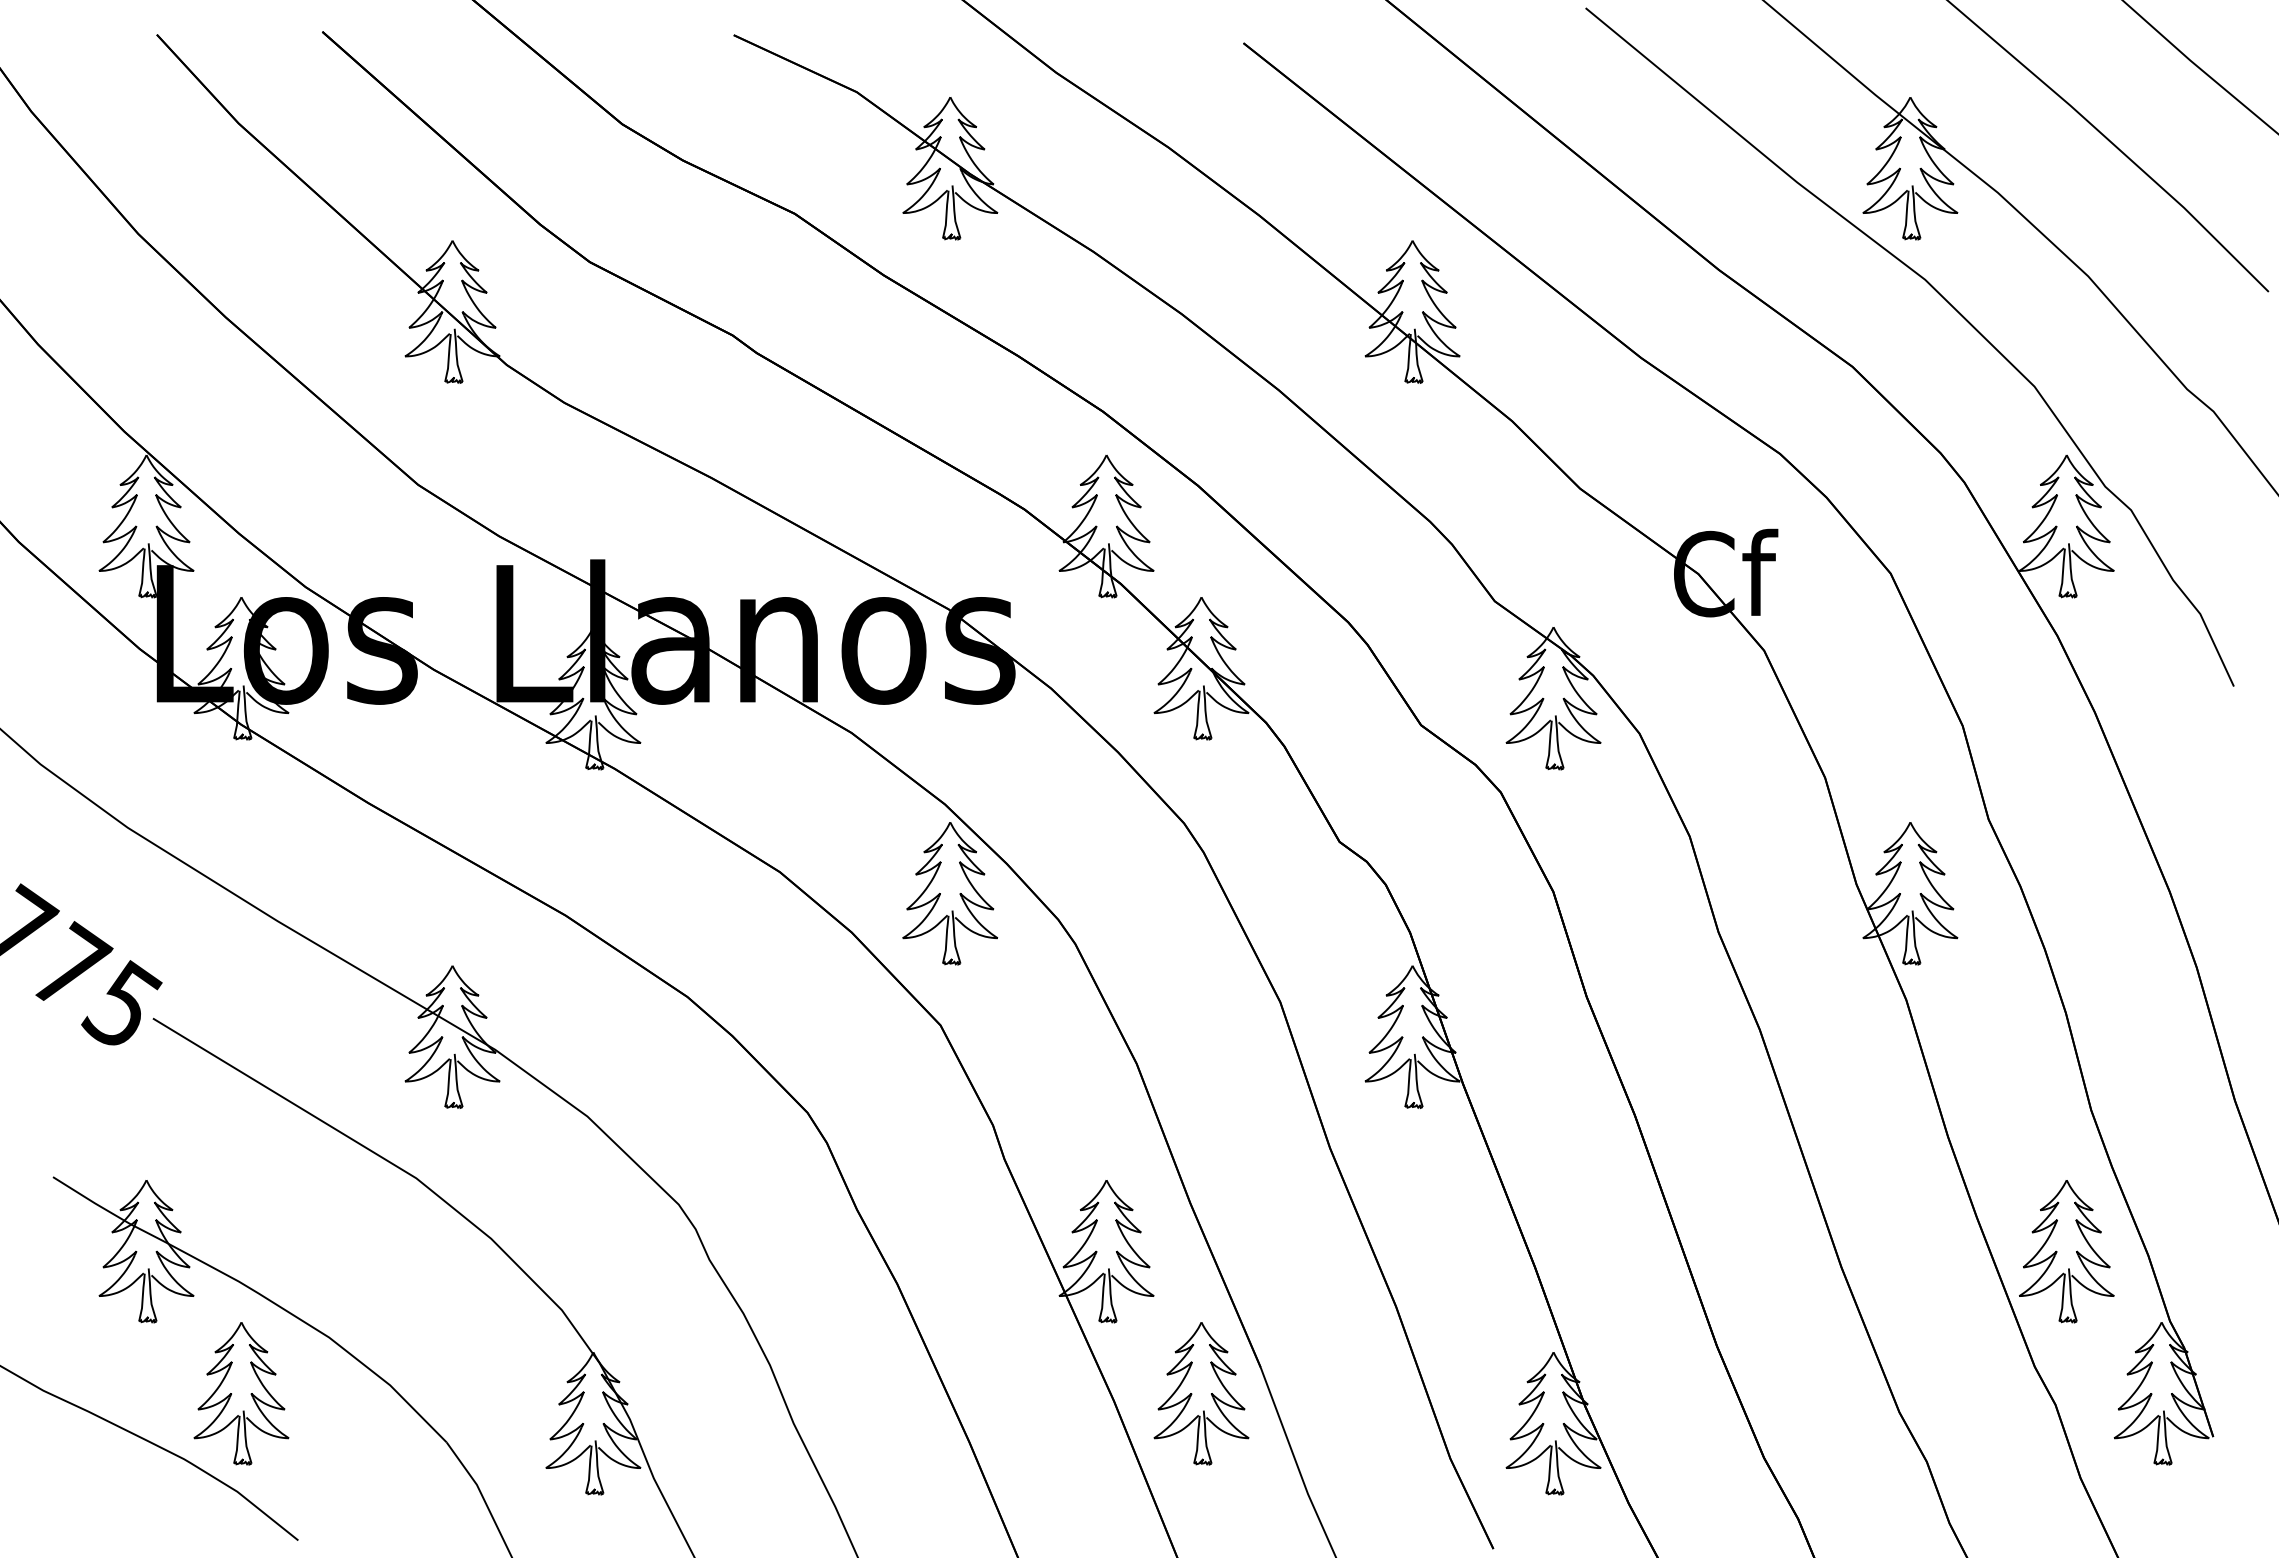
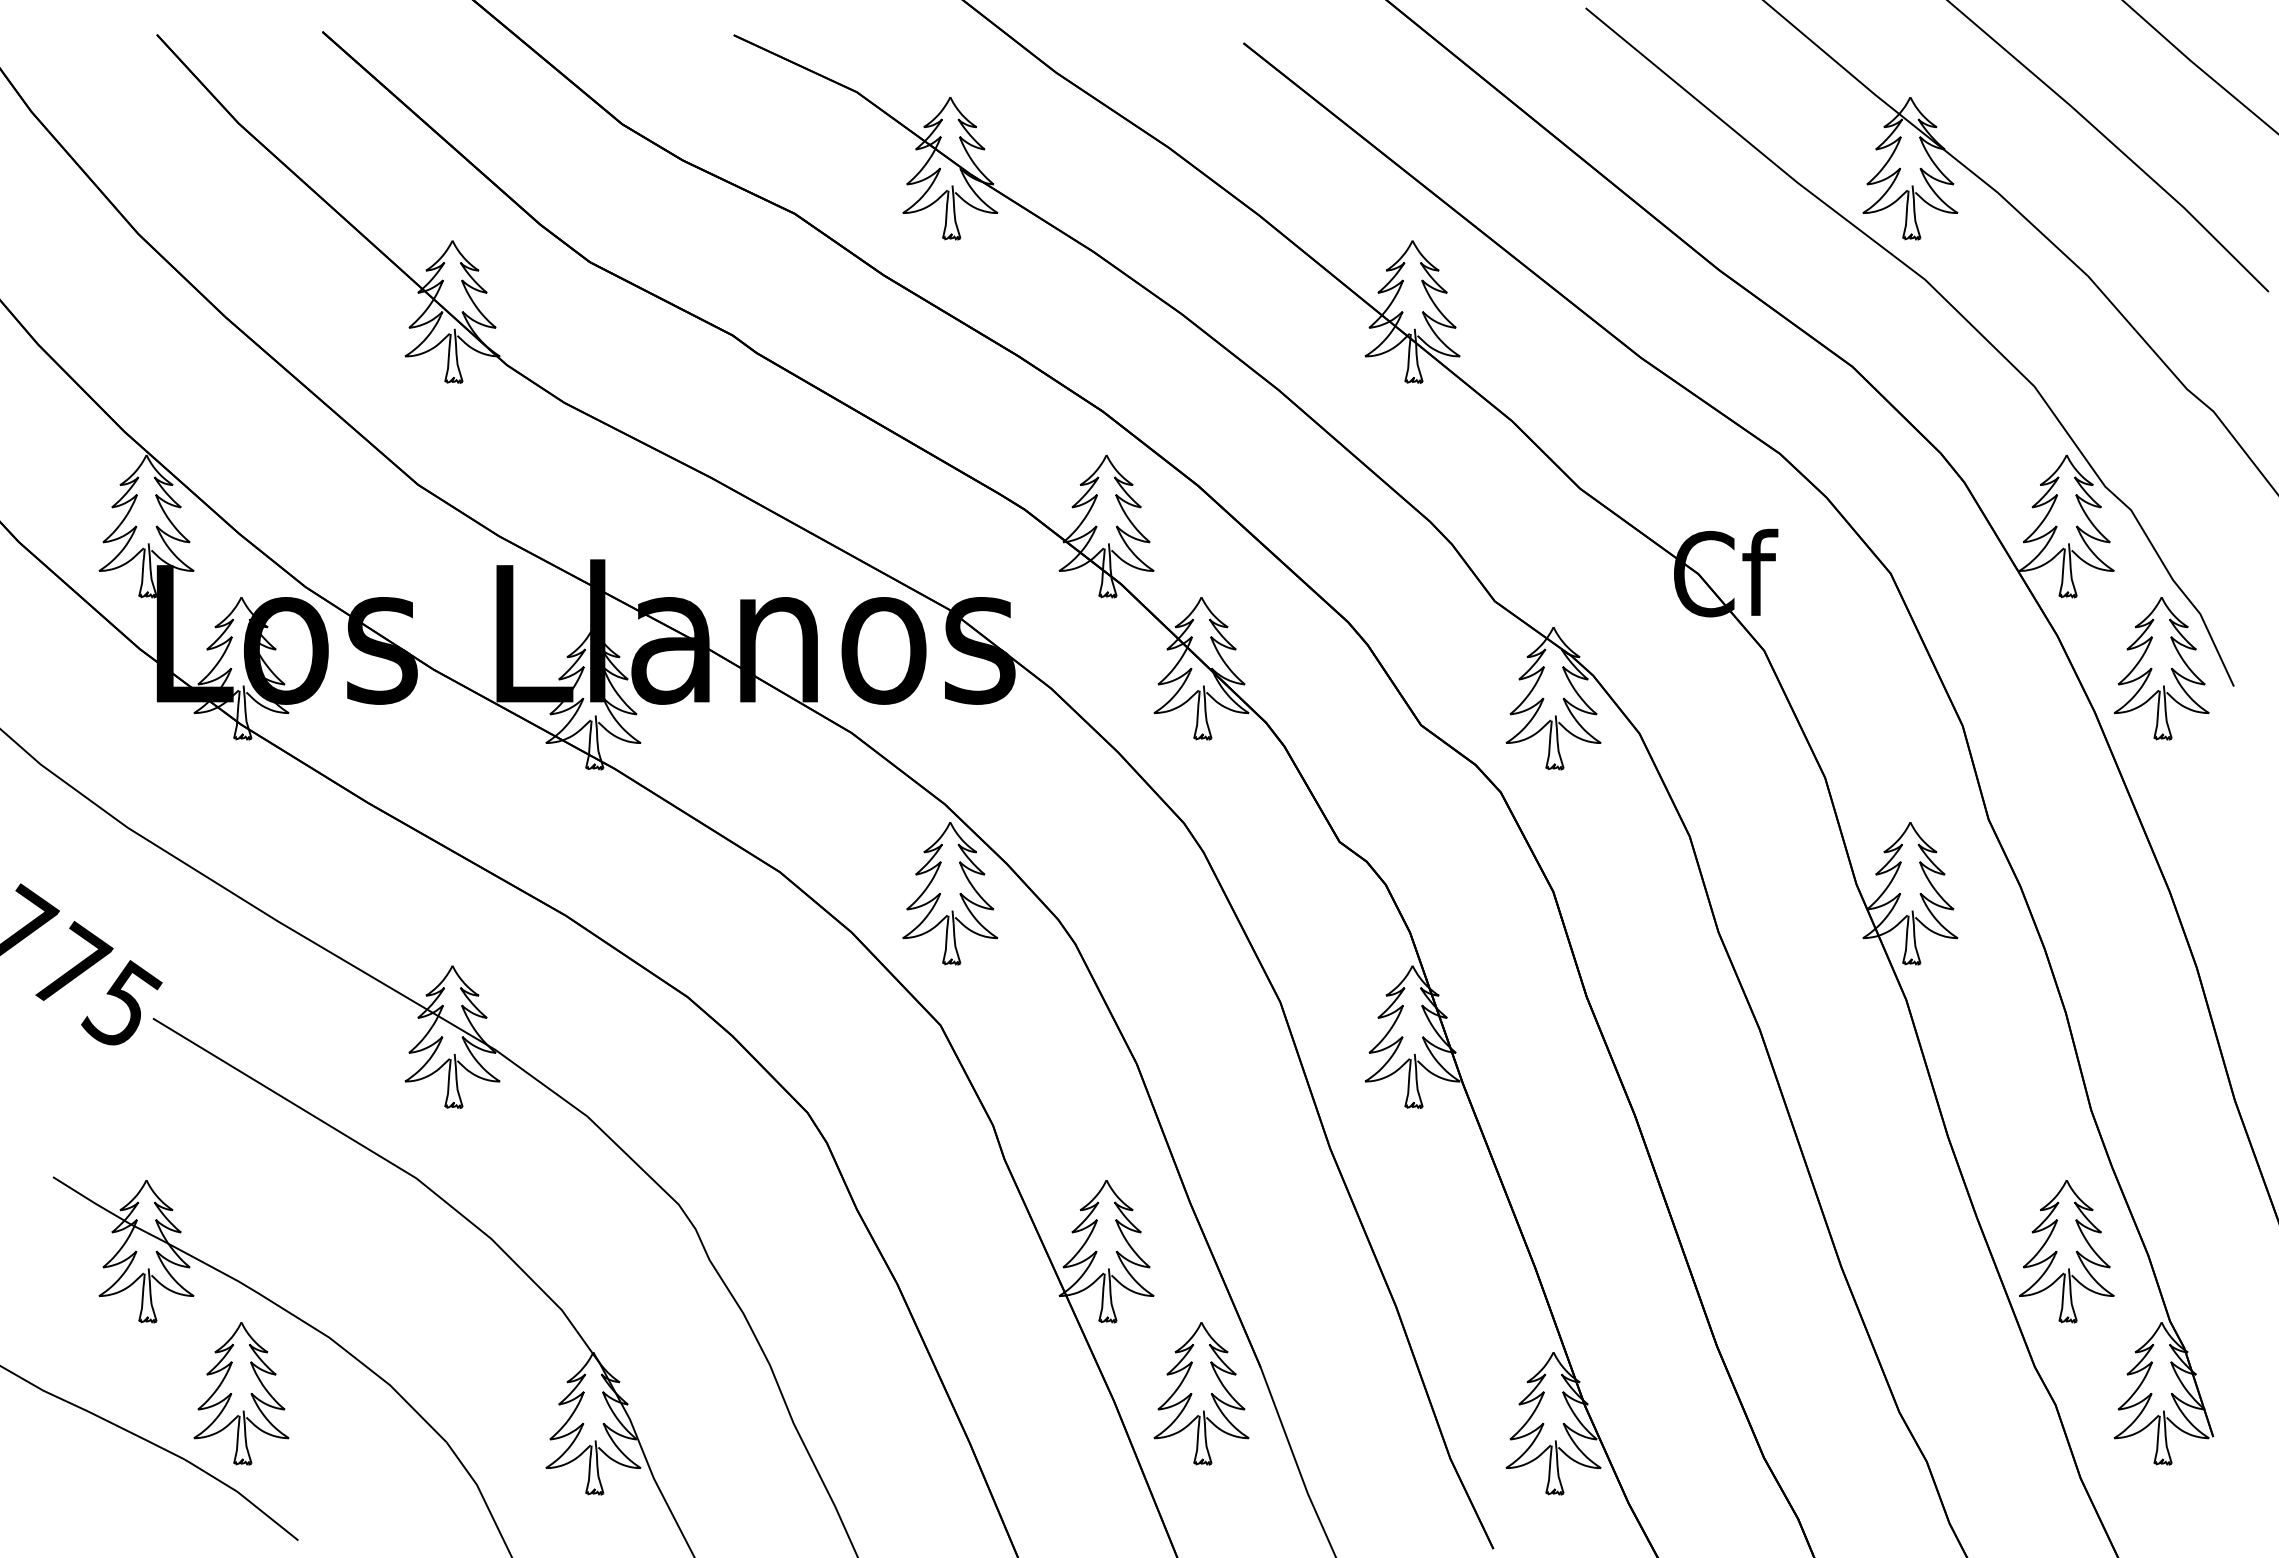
part: none -> present (2161, 668)
